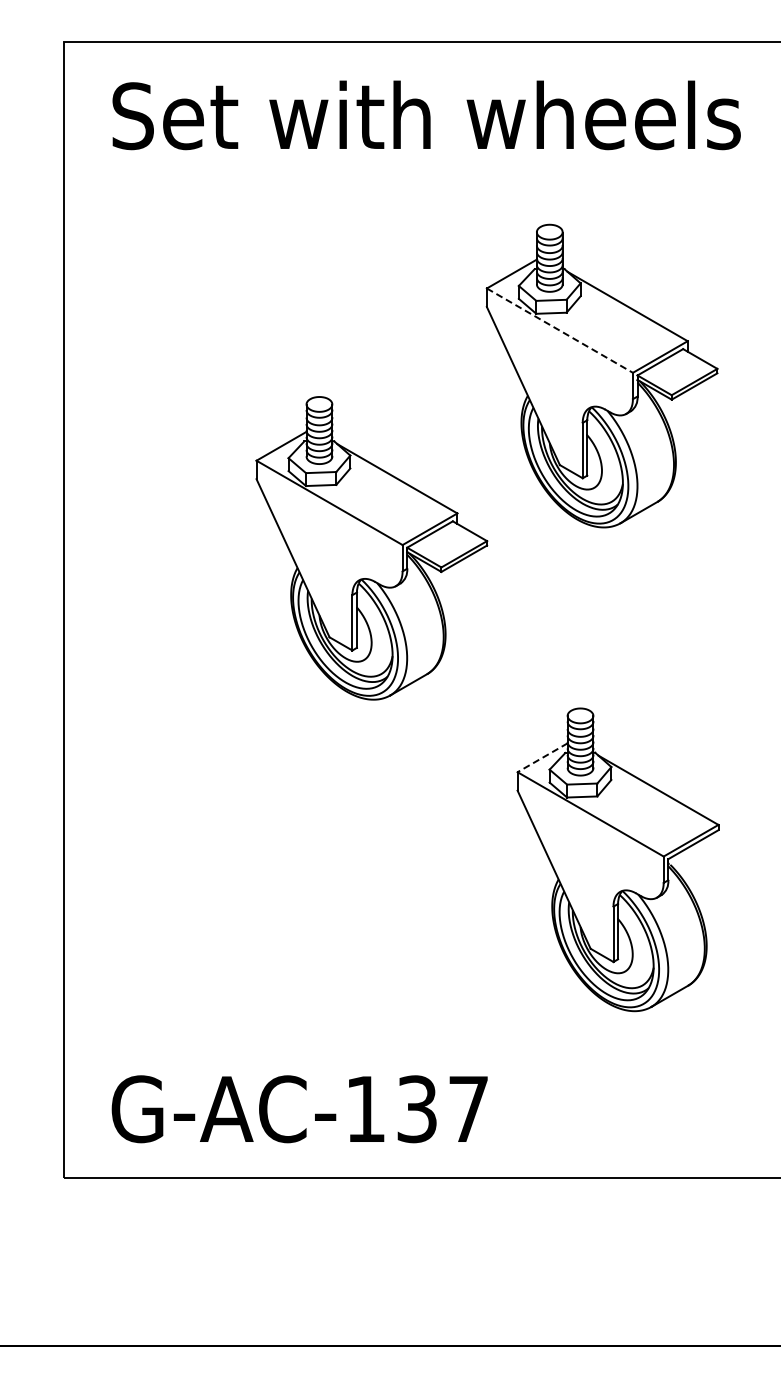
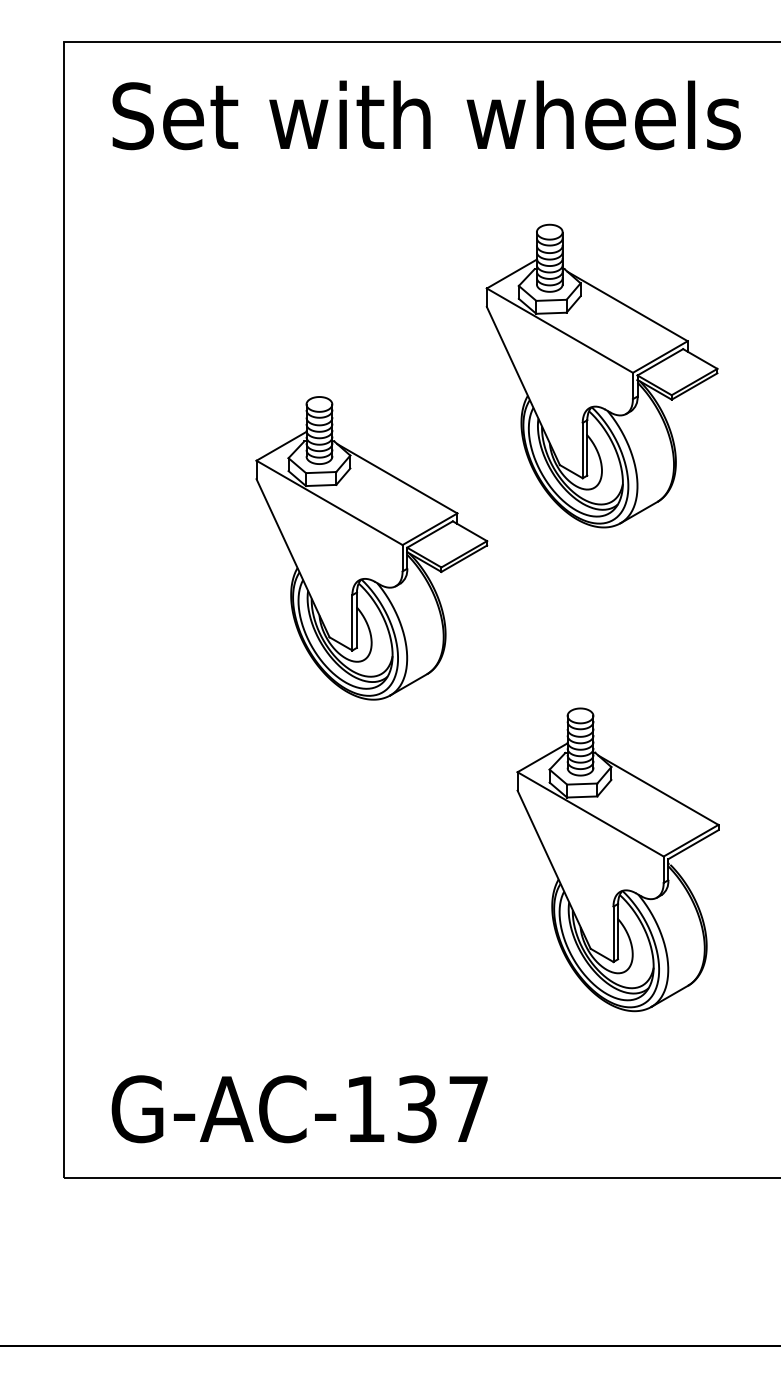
line: dashed -> solid (560, 330)
line: dashed -> solid (542, 757)
